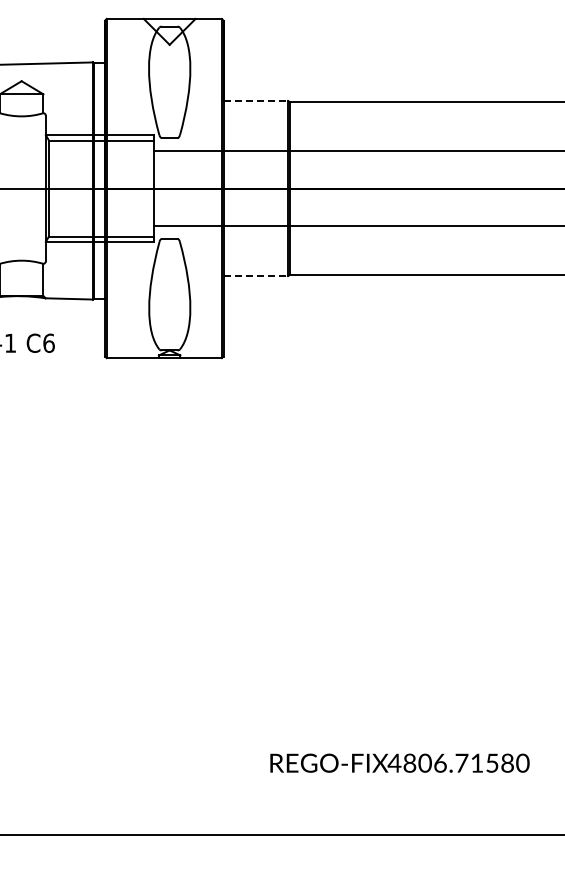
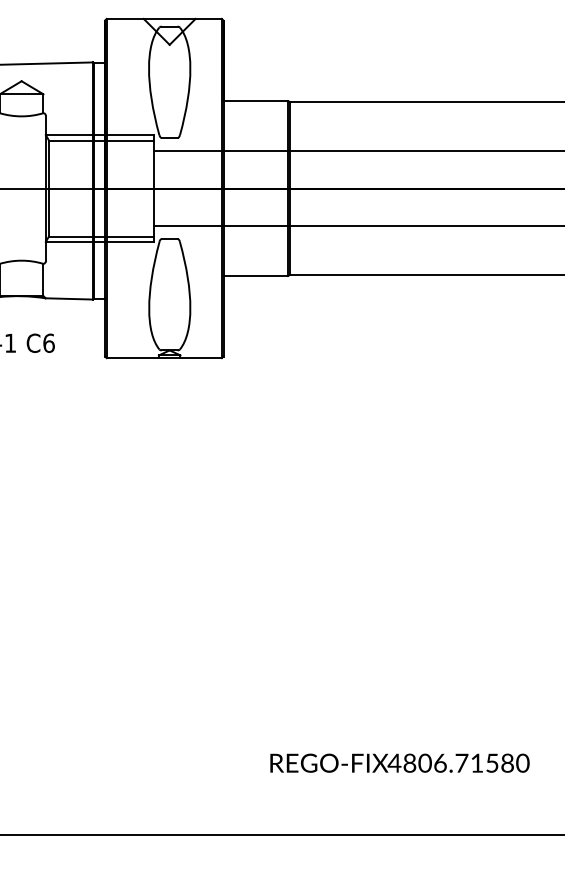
line: dashed -> solid (256, 101)
line: dashed -> solid (256, 276)
